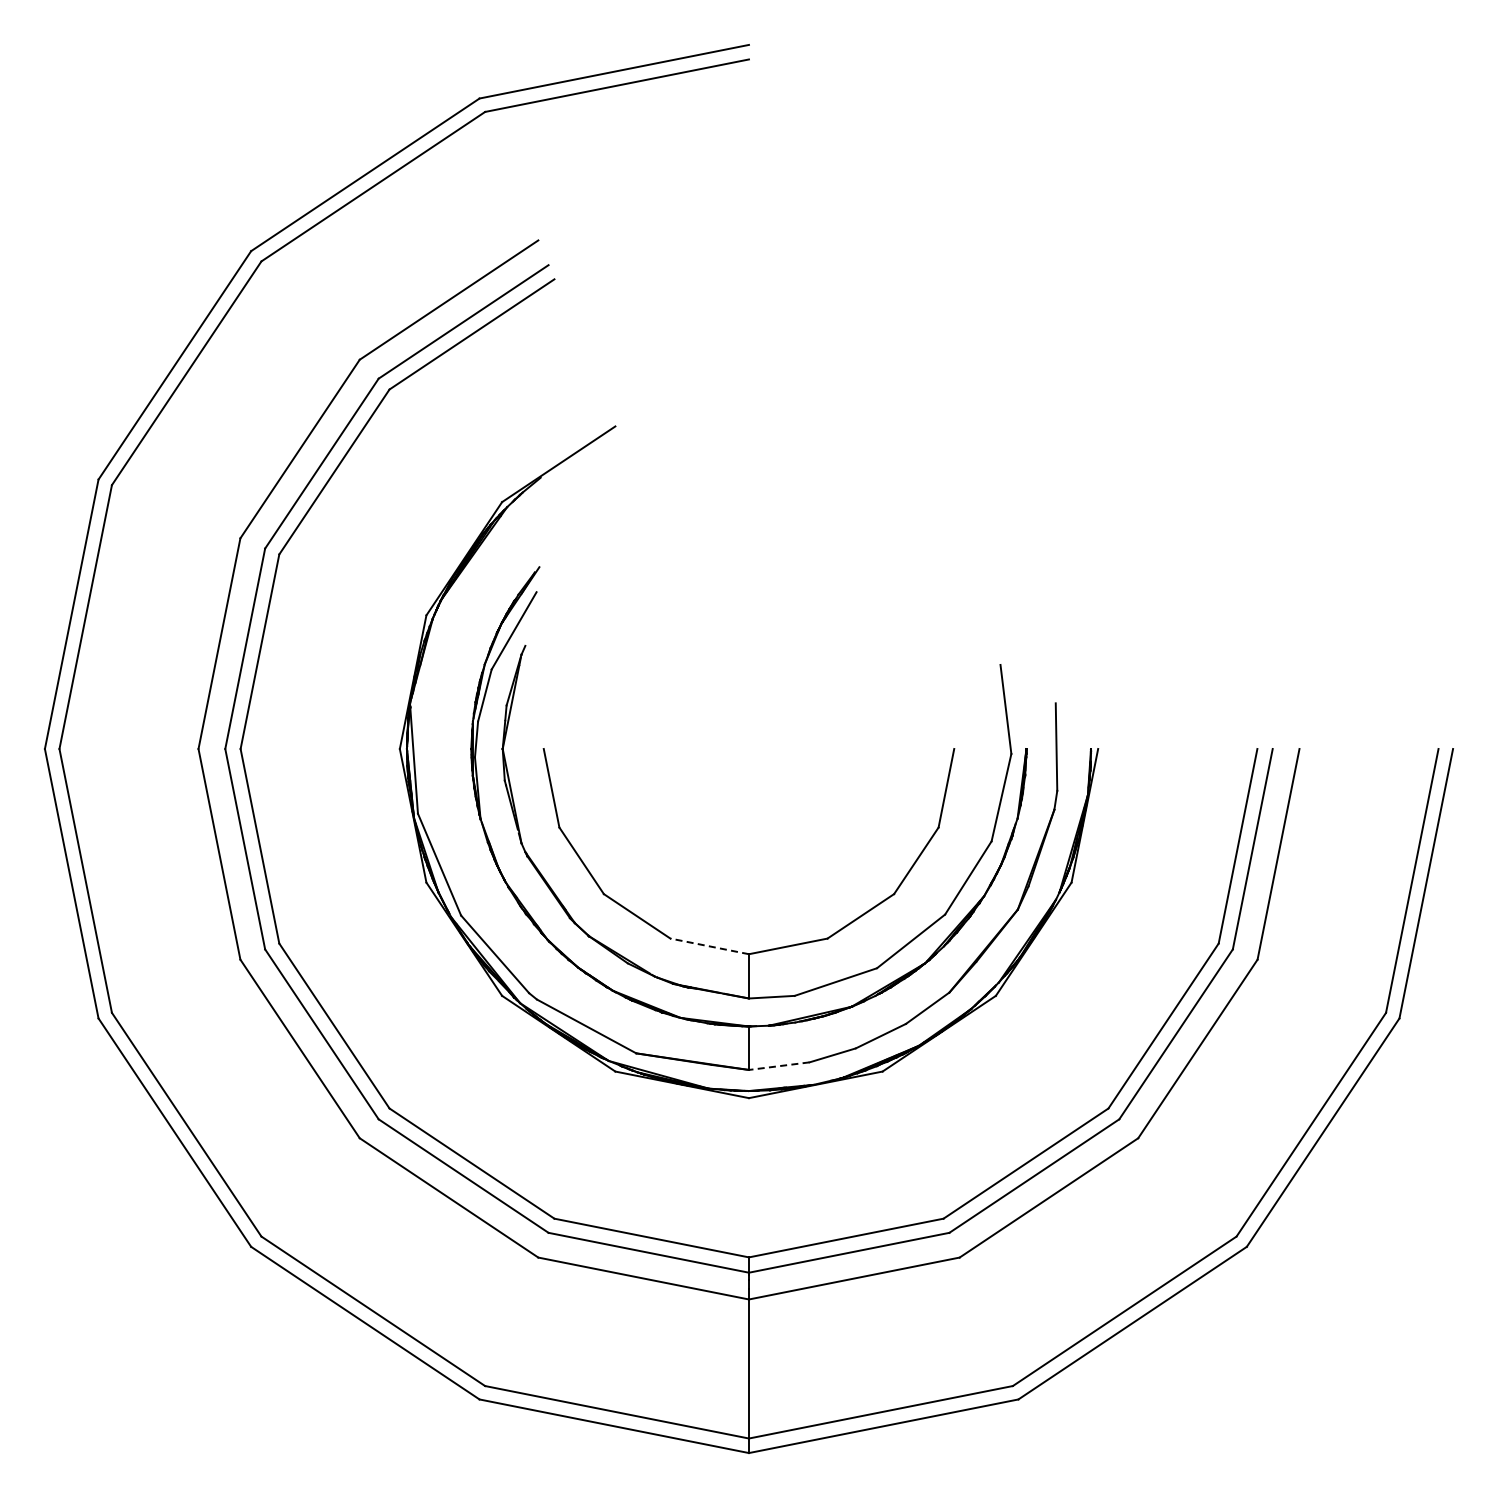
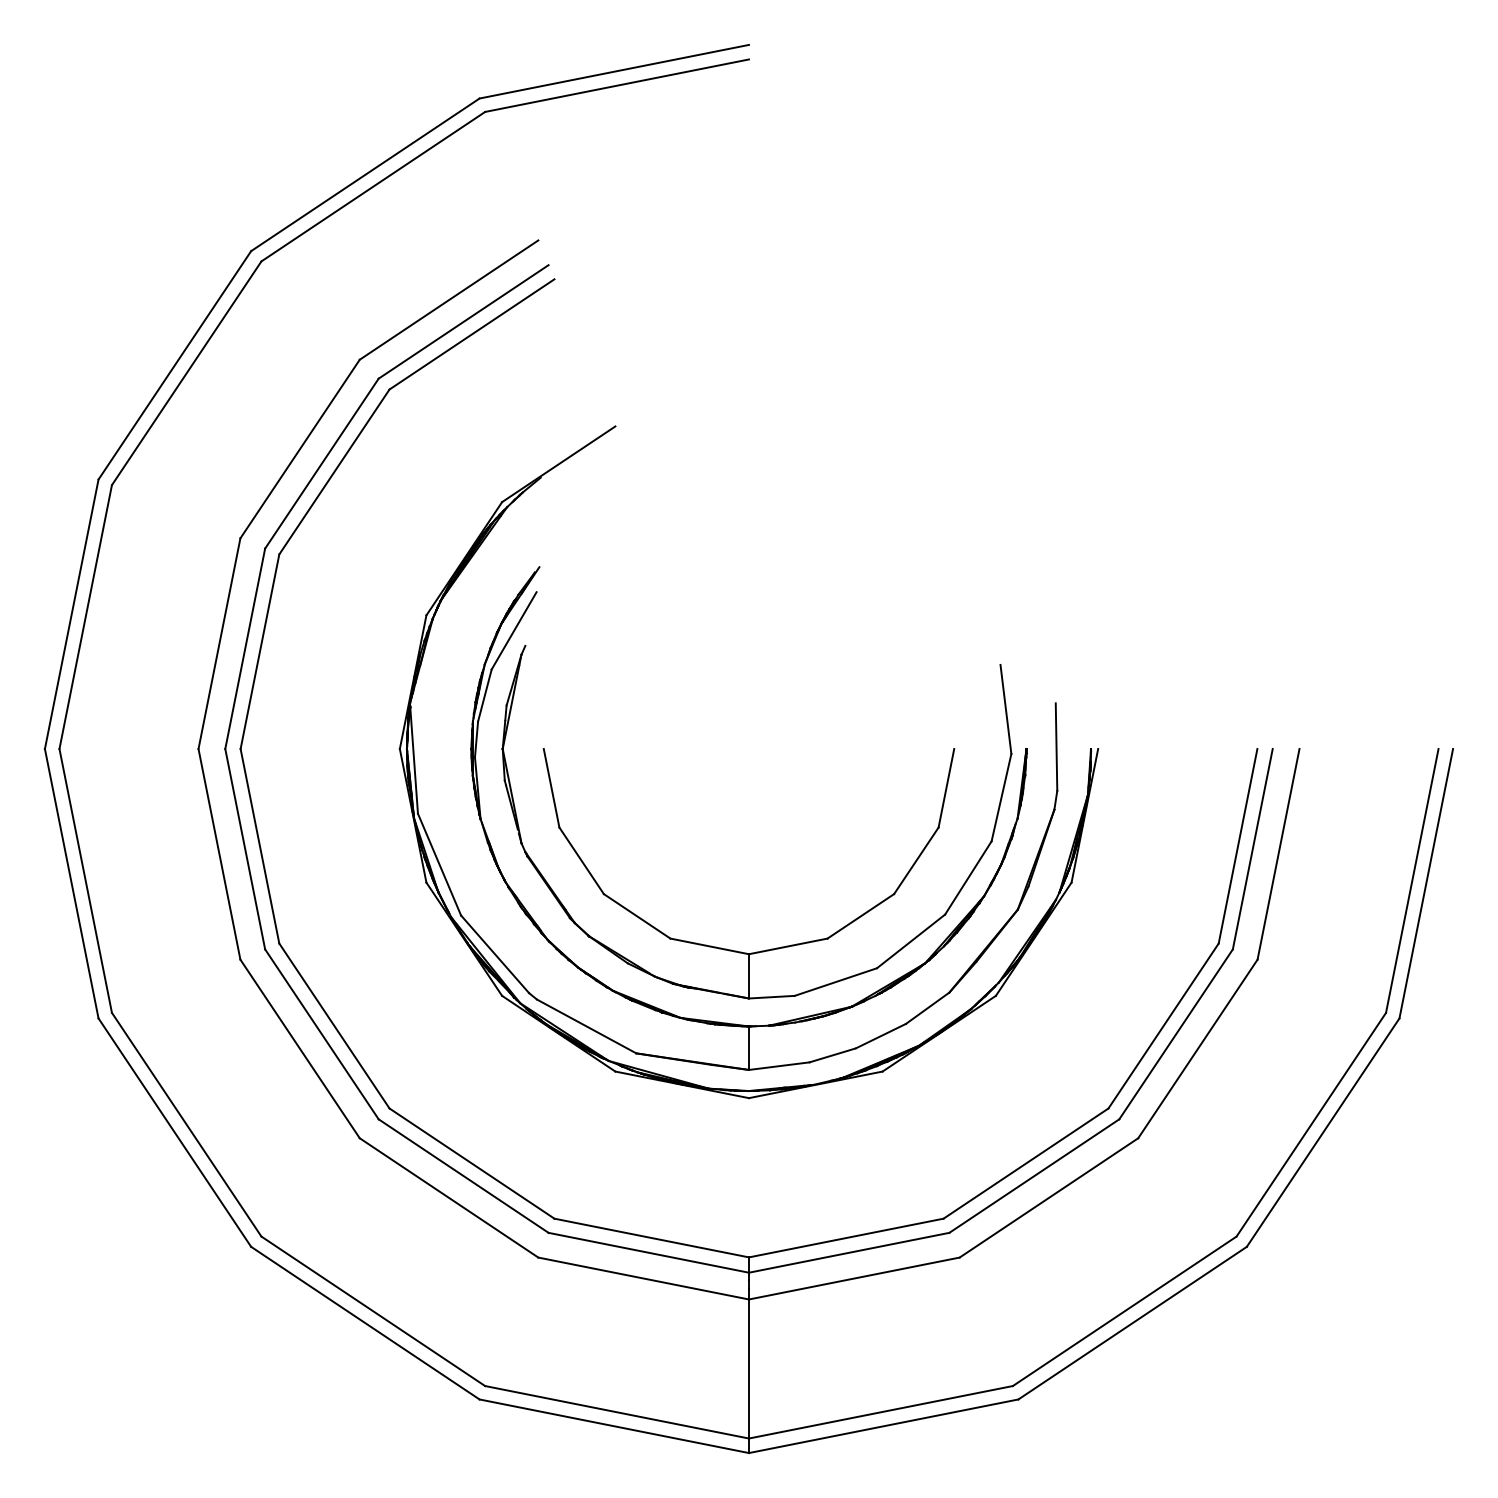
line: dashed -> solid (709, 946)
line: dashed -> solid (779, 1066)
